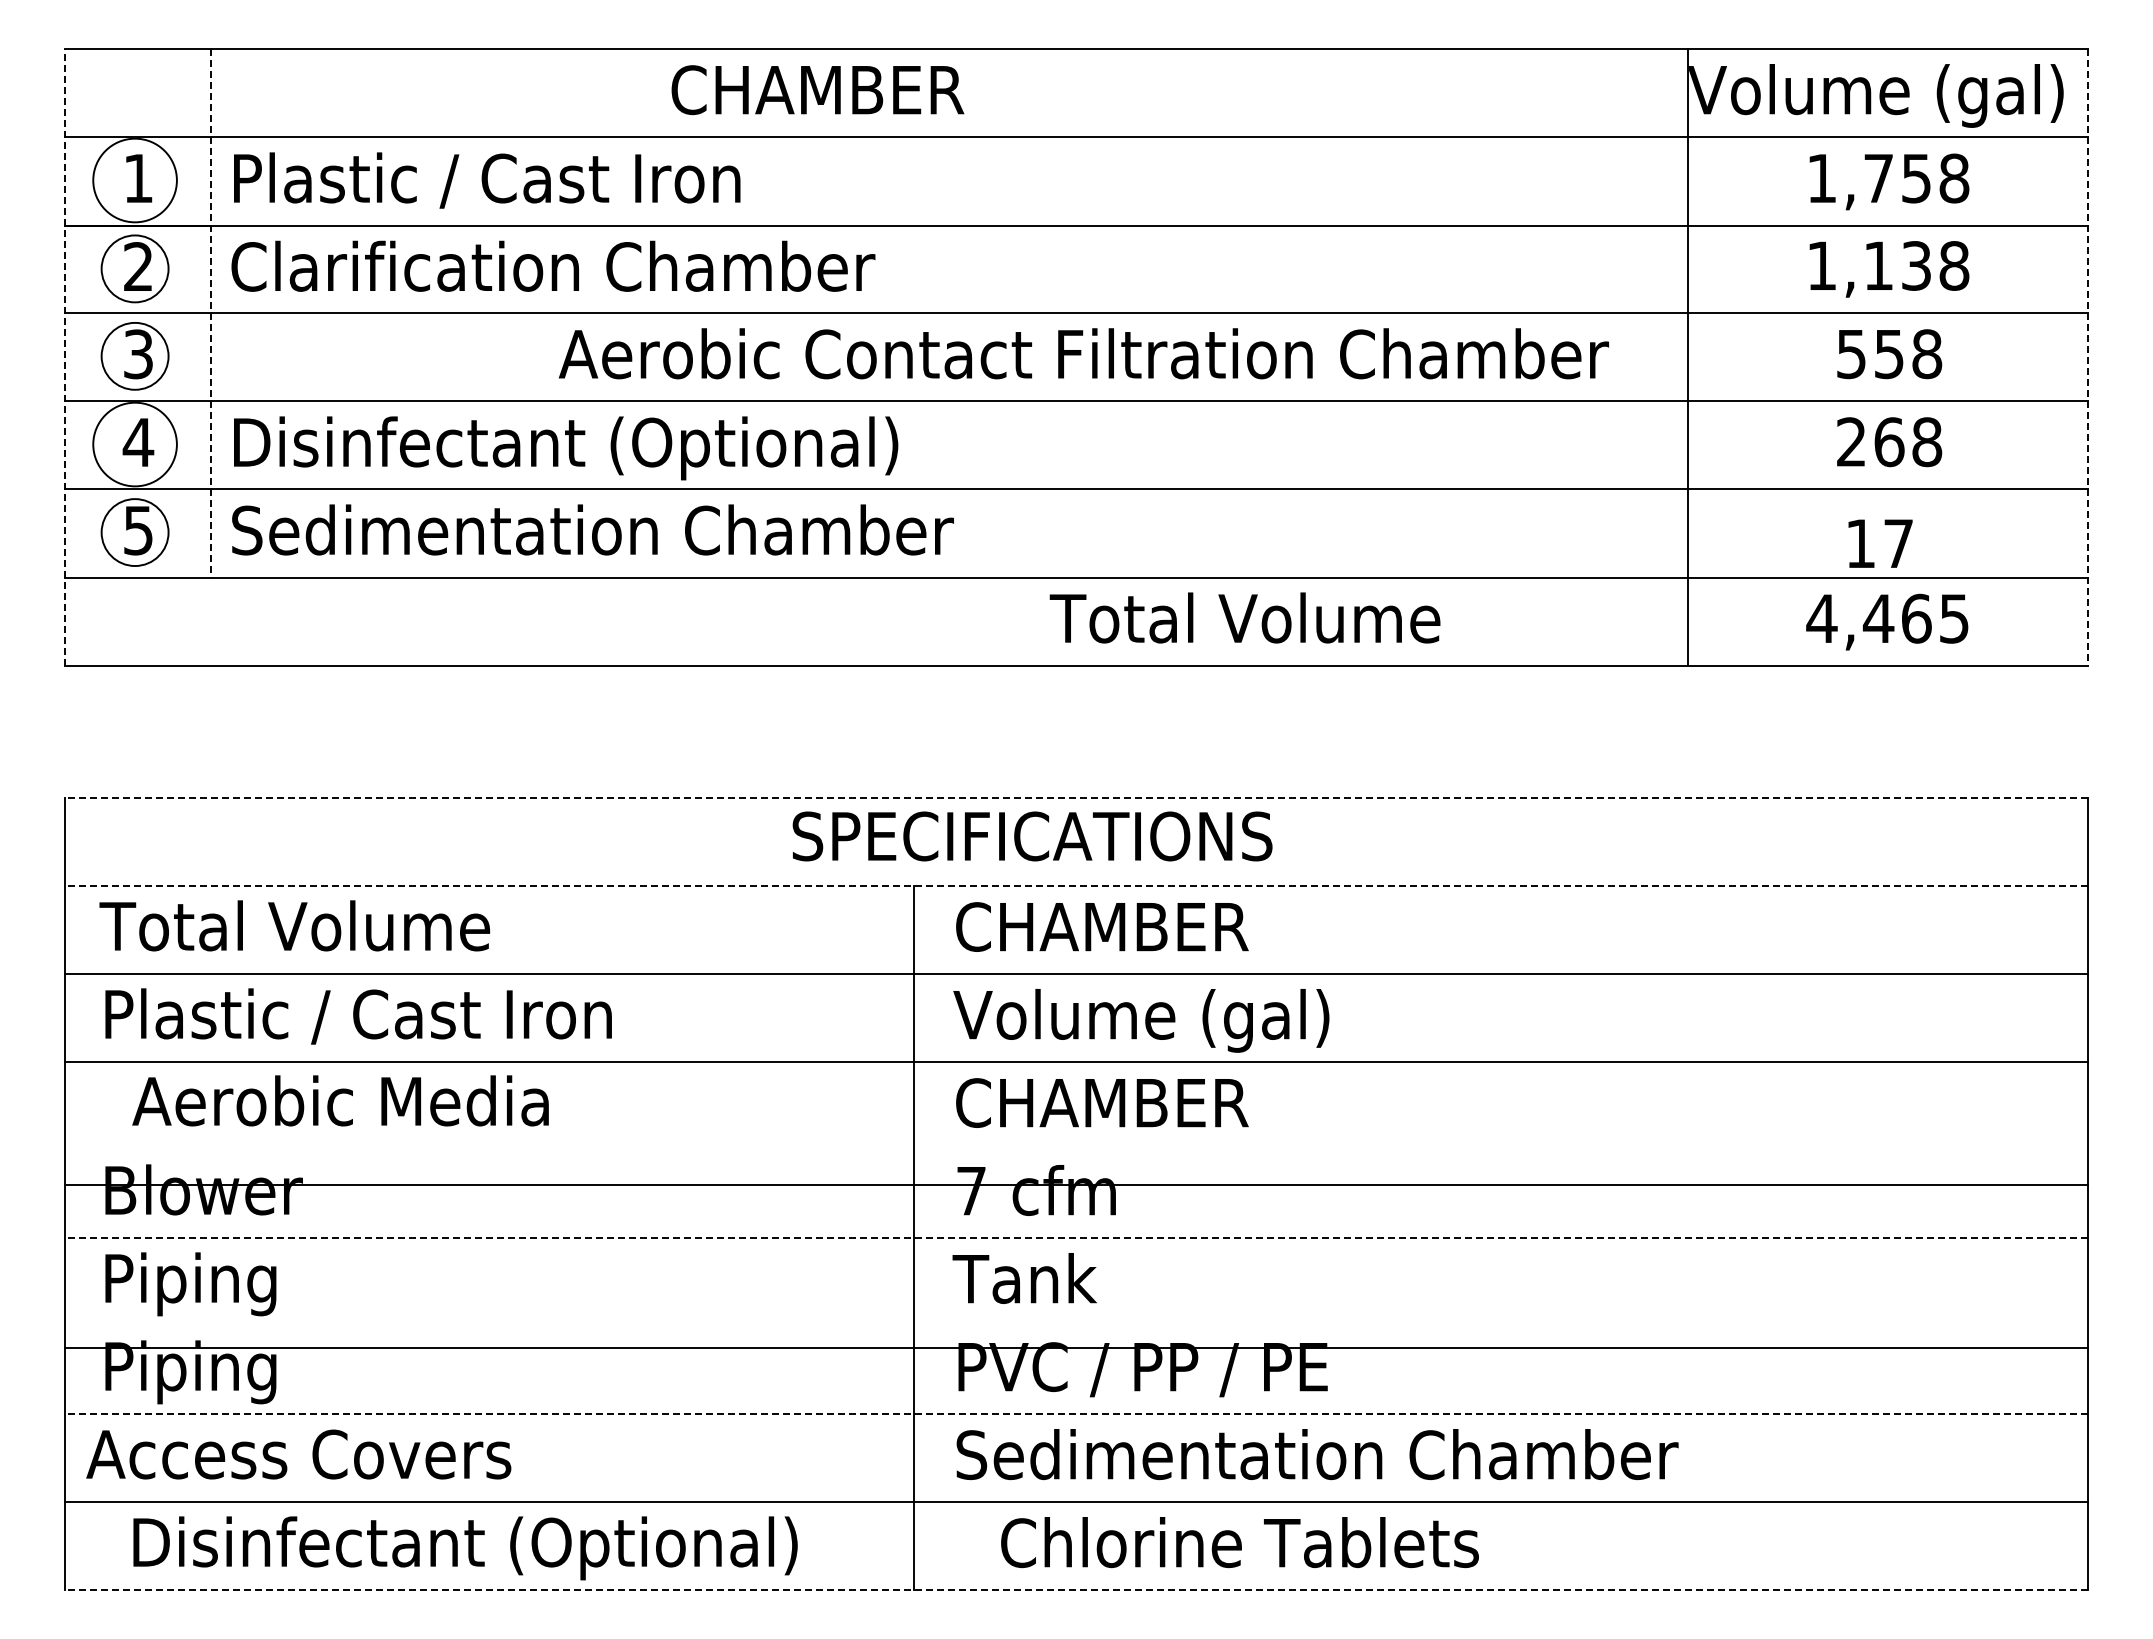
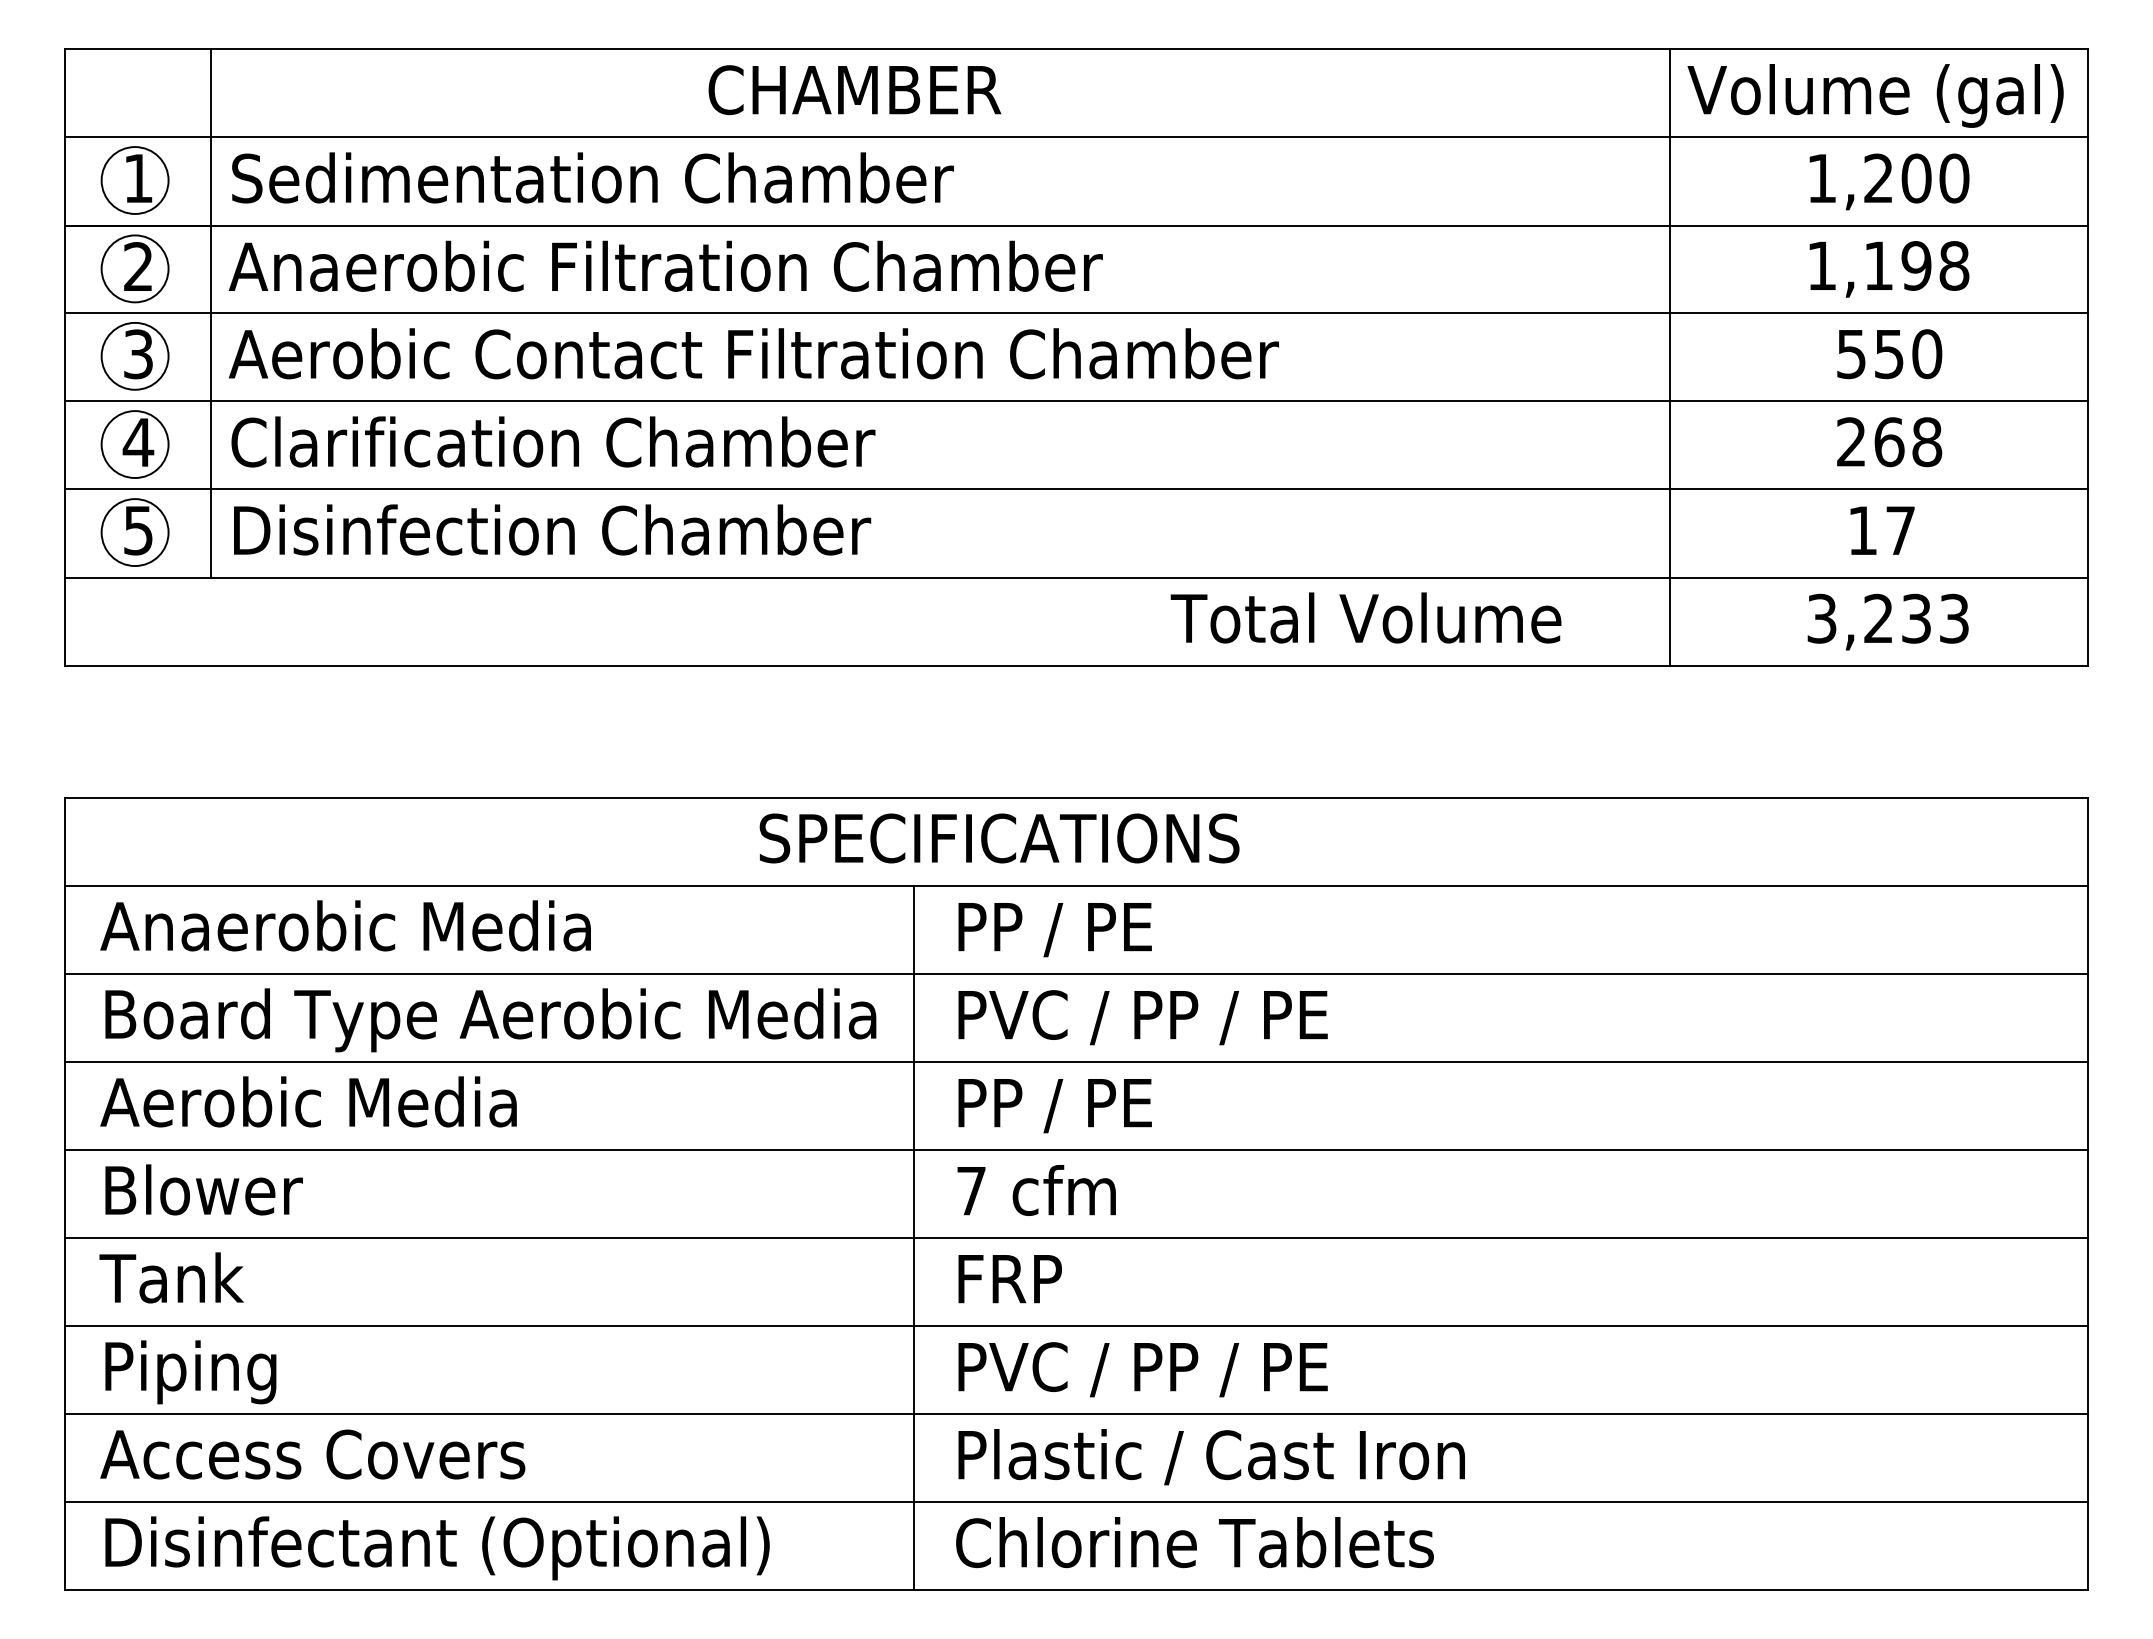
text position: (817, 90) -> (854, 90) (854, 90)
text: 1,758 -> 1,200 (1916, 178)
circle diameter: 84 px -> 67 px (134, 180)
text: Plastic / Cast Iron -> Sedimentation Chamber (592, 180)
text: Clarification Chamber -> Anaerobic Filtration Chamber (665, 265)
text: 1,138 -> 1,198 (1916, 265)
line: dashed -> solid (210, 313)
text position: (1083, 353) -> (753, 353) (753, 353)
text: 558 -> 550 (1927, 353)
line: dashed -> solid (64, 357)
line position: (1687, 357) -> (1669, 357) (1669, 357)
line: dashed -> solid (2088, 357)
circle diameter: 84 px -> 67 px (134, 444)
text: Disinfectant (Optional) -> Clarification Chamber (564, 448)
text: Sedimentation Chamber -> Disinfection Chamber (592, 529)
text position: (1880, 543) -> (1882, 530) (1882, 530)
text position: (1244, 617) -> (1365, 617) (1365, 617)
text: 4,465 -> 3,233 (1887, 618)
line: dashed -> solid (1076, 797)
text position: (1032, 836) -> (999, 838) (999, 838)
line: dashed -> solid (1076, 885)
text: Total Volume -> Anaerobic Media (344, 925)
text: CHAMBER -> PP / PE (1102, 929)
text: Plastic / Cast Iron -> Board Type Aerobic Media (493, 1020)
text: Volume (gal) -> PVC / PP / PE (1141, 1020)
text position: (340, 1100) -> (308, 1101) (308, 1101)
text: CHAMBER -> PP / PE (1102, 1105)
line position: (1076, 1184) -> (1076, 1149) (1076, 1149)
line: dashed -> solid (1076, 1237)
text: Tank -> FRP (1024, 1278)
text: Piping -> Tank (187, 1284)
line position: (1076, 1347) -> (1076, 1325) (1076, 1325)
line: dashed -> solid (1076, 1413)
text position: (298, 1454) -> (312, 1454) (312, 1454)
text: Sedimentation Chamber -> Plastic / Cast Iron (1317, 1457)
text position: (1239, 1542) -> (1194, 1542) (1194, 1542)
text position: (465, 1548) -> (437, 1548) (437, 1548)
line: dashed -> solid (1076, 1589)
